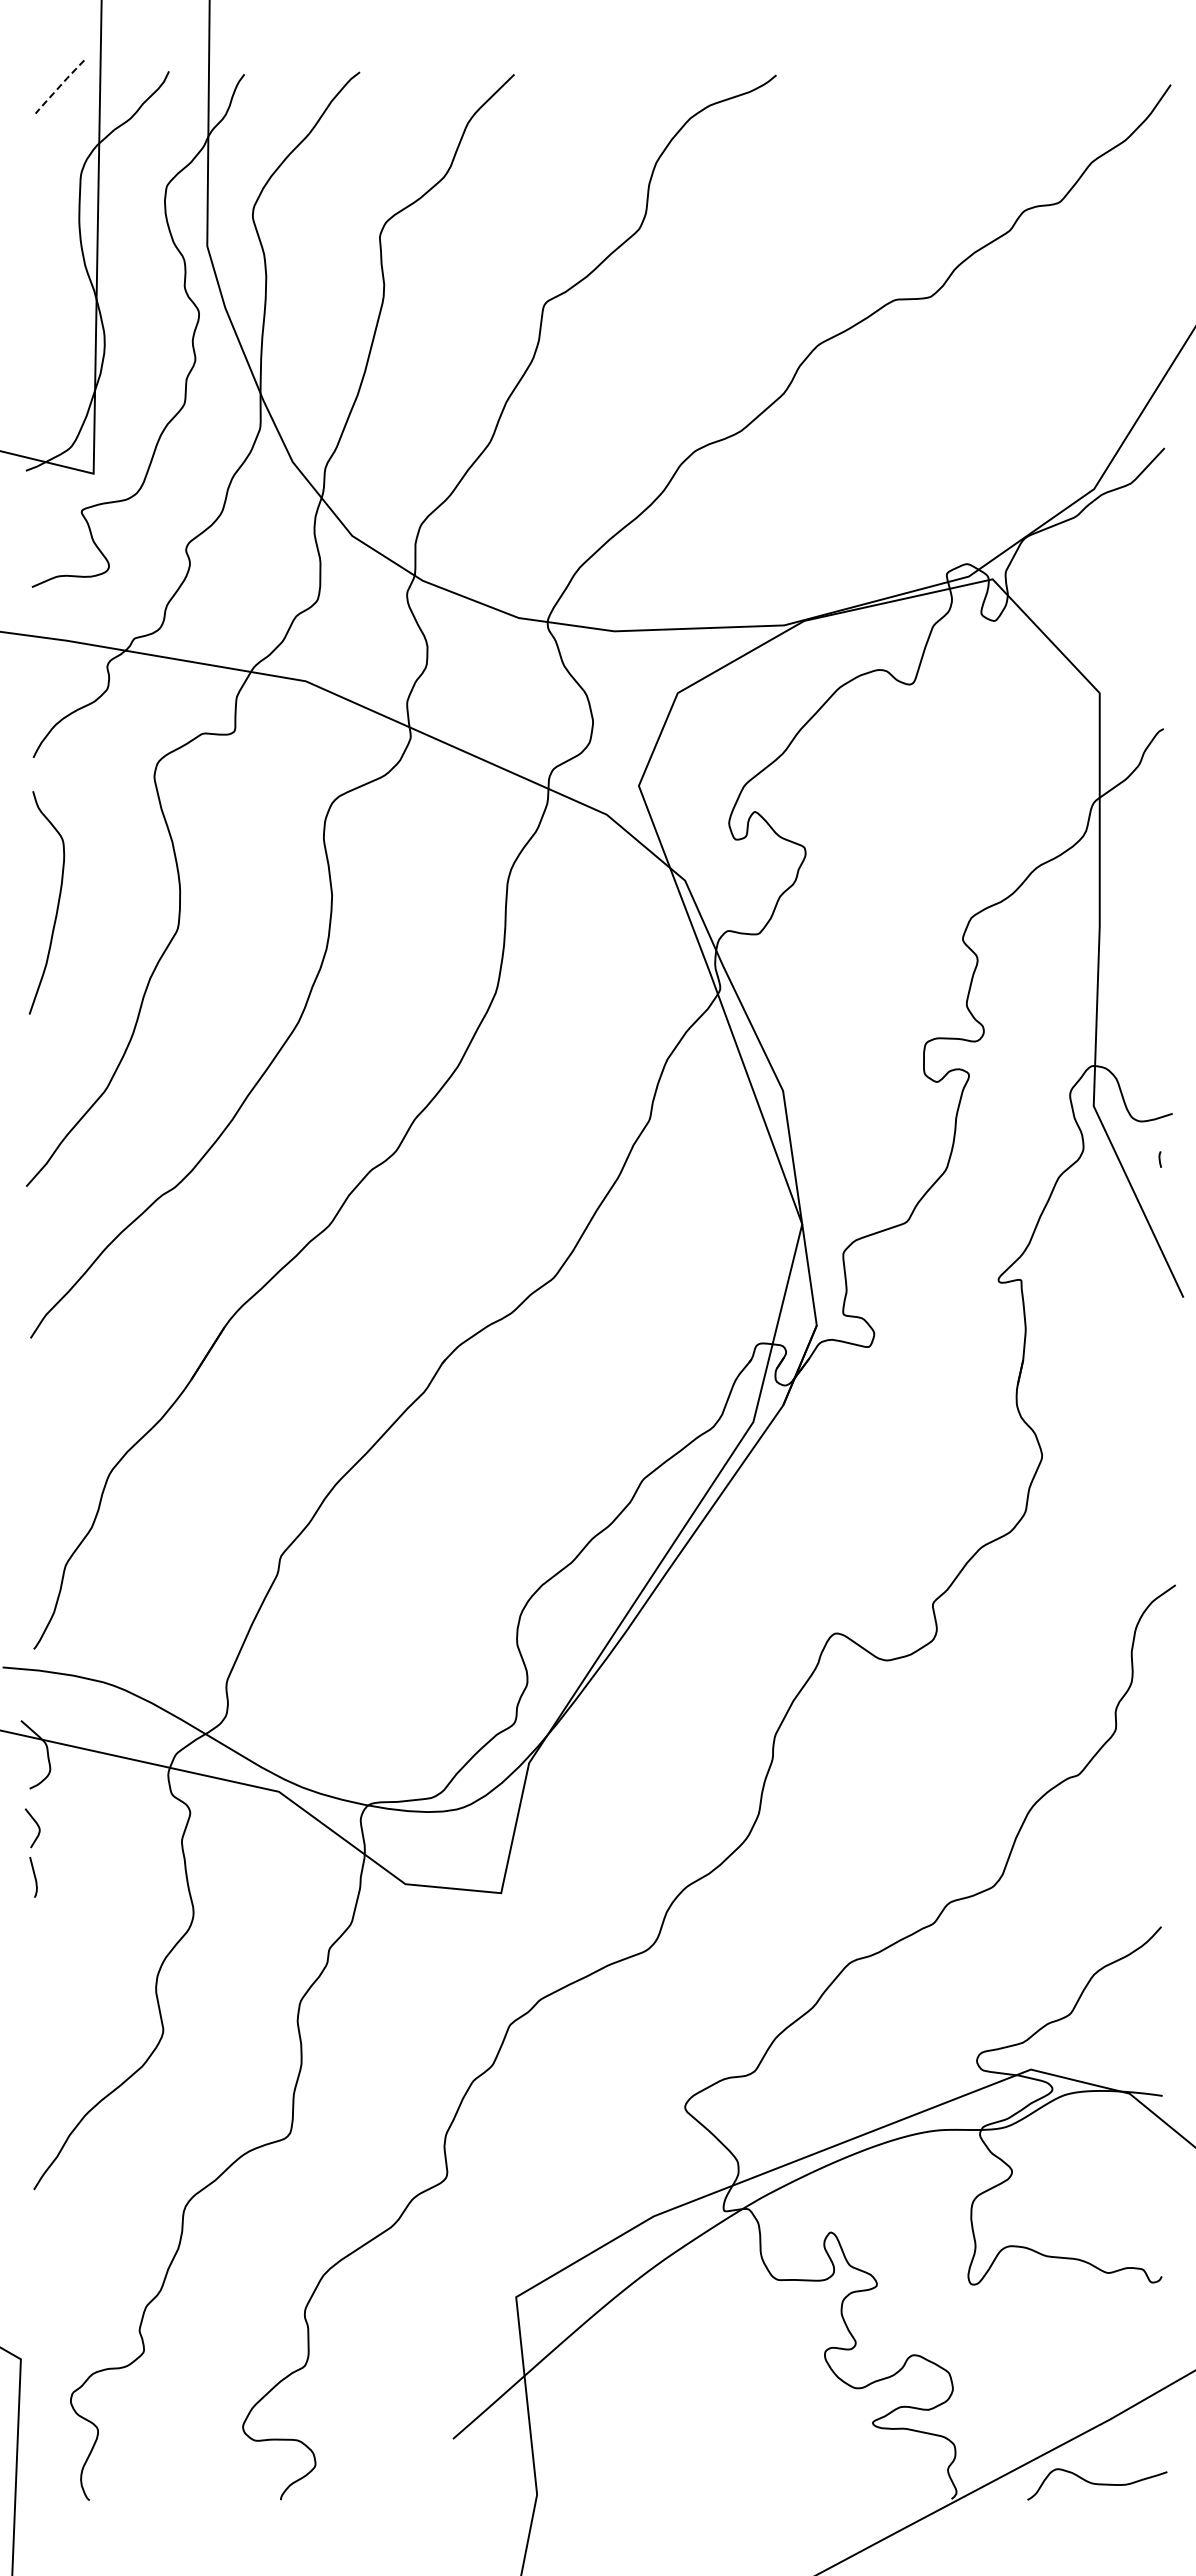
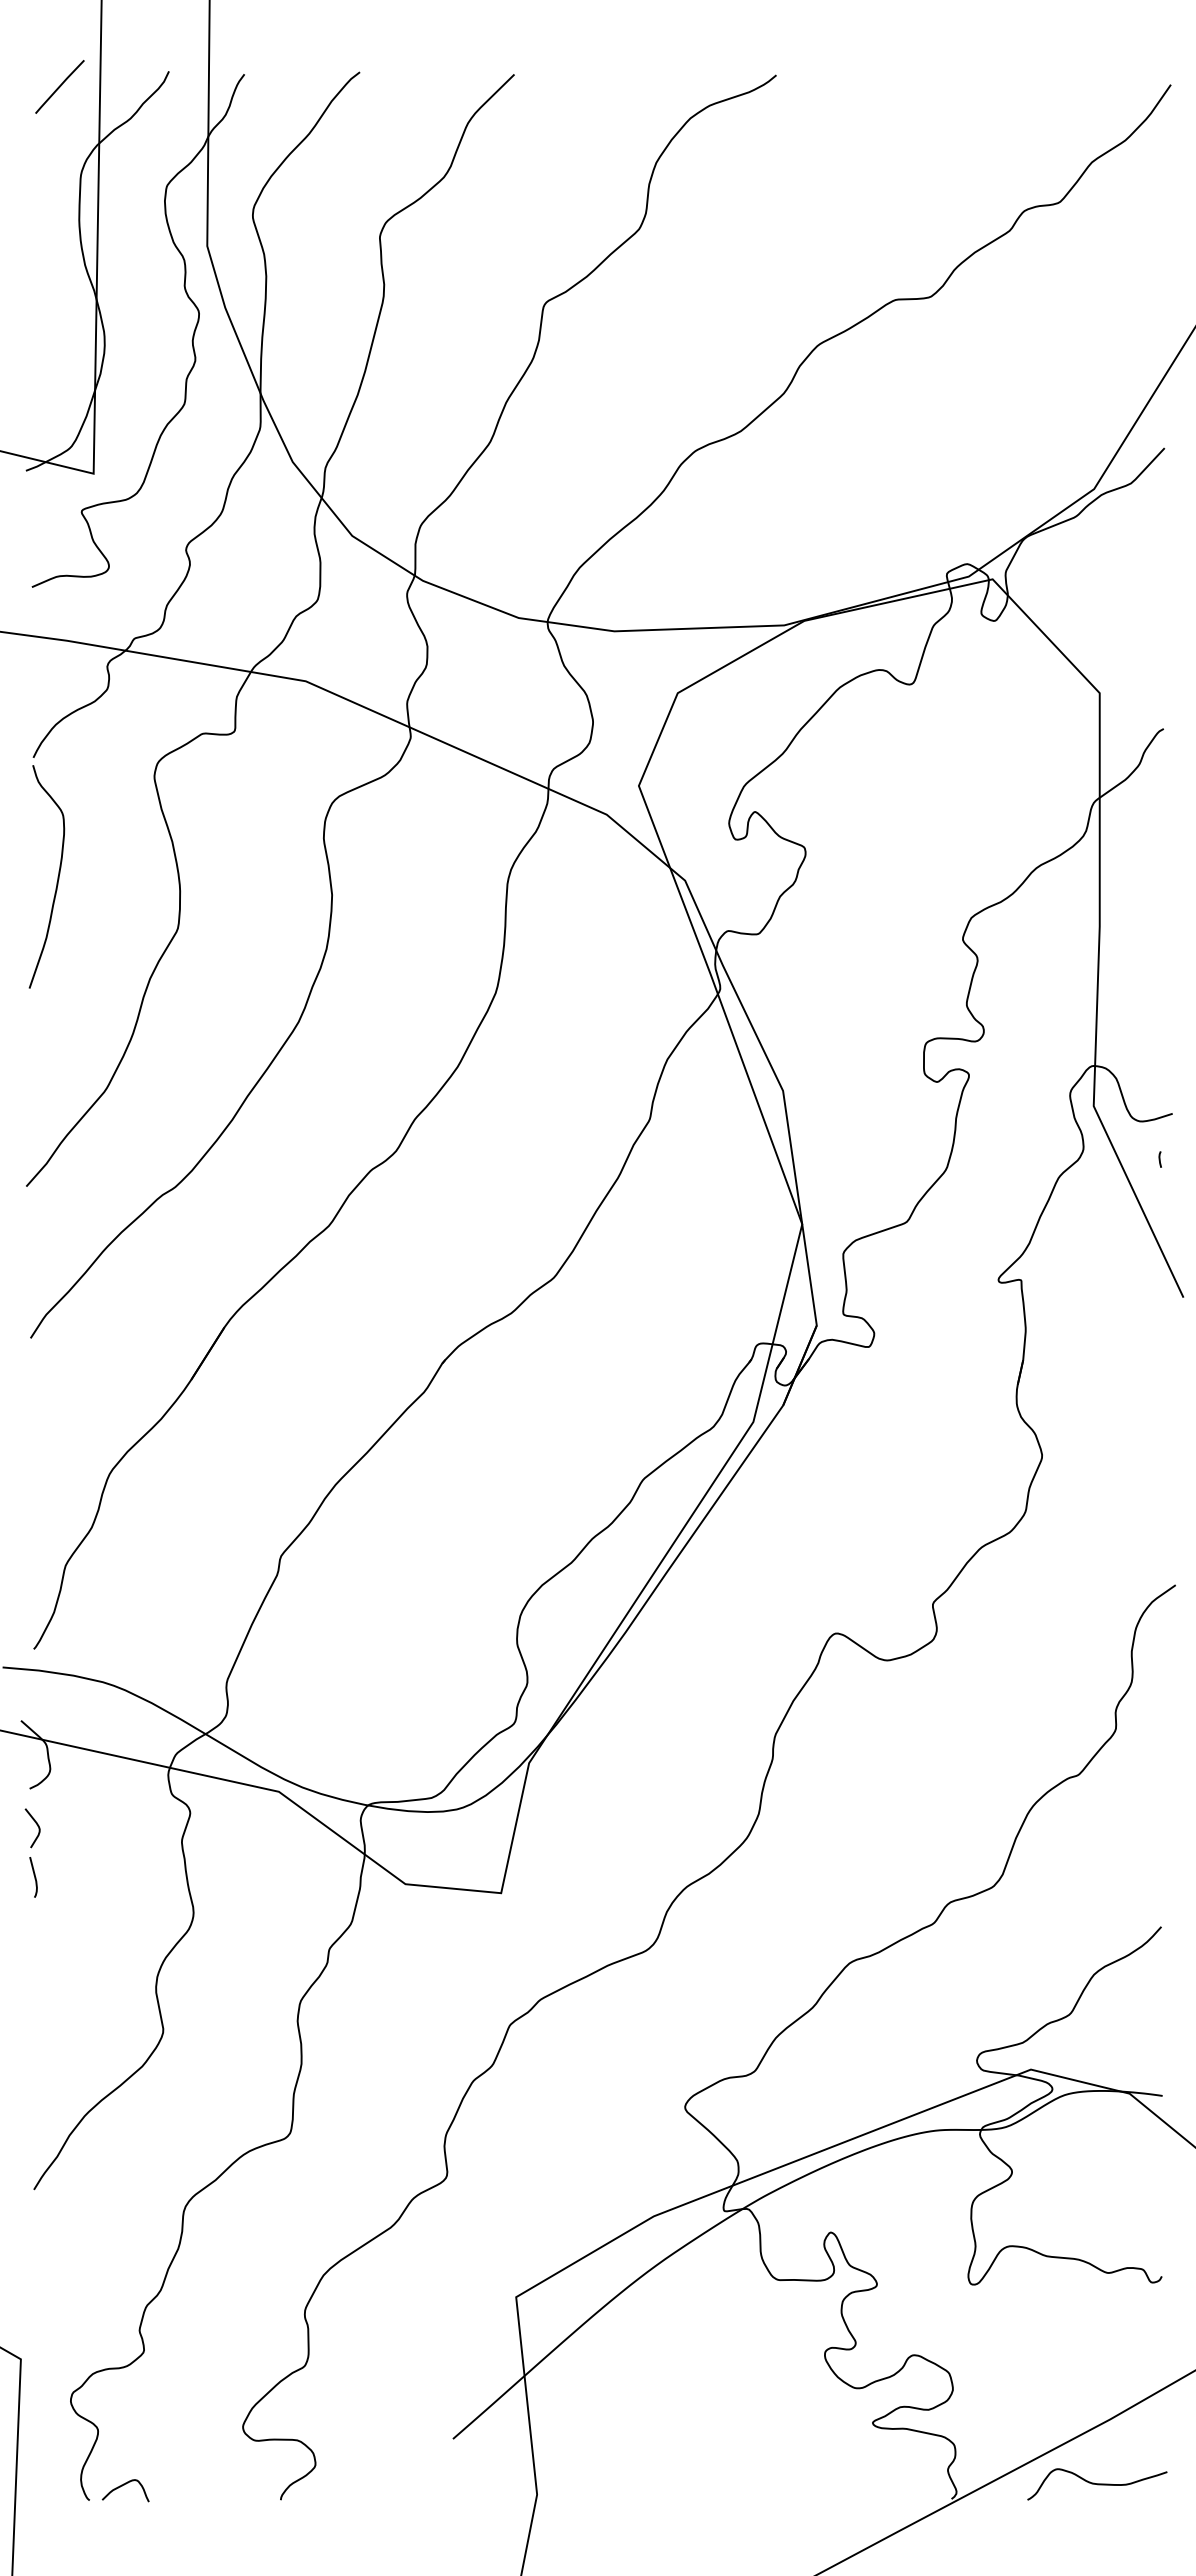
line: dashed -> solid (59, 86)
curve position: (57, 902) -> (57, 876) (57, 876)
curve: none -> present (122, 2486)
